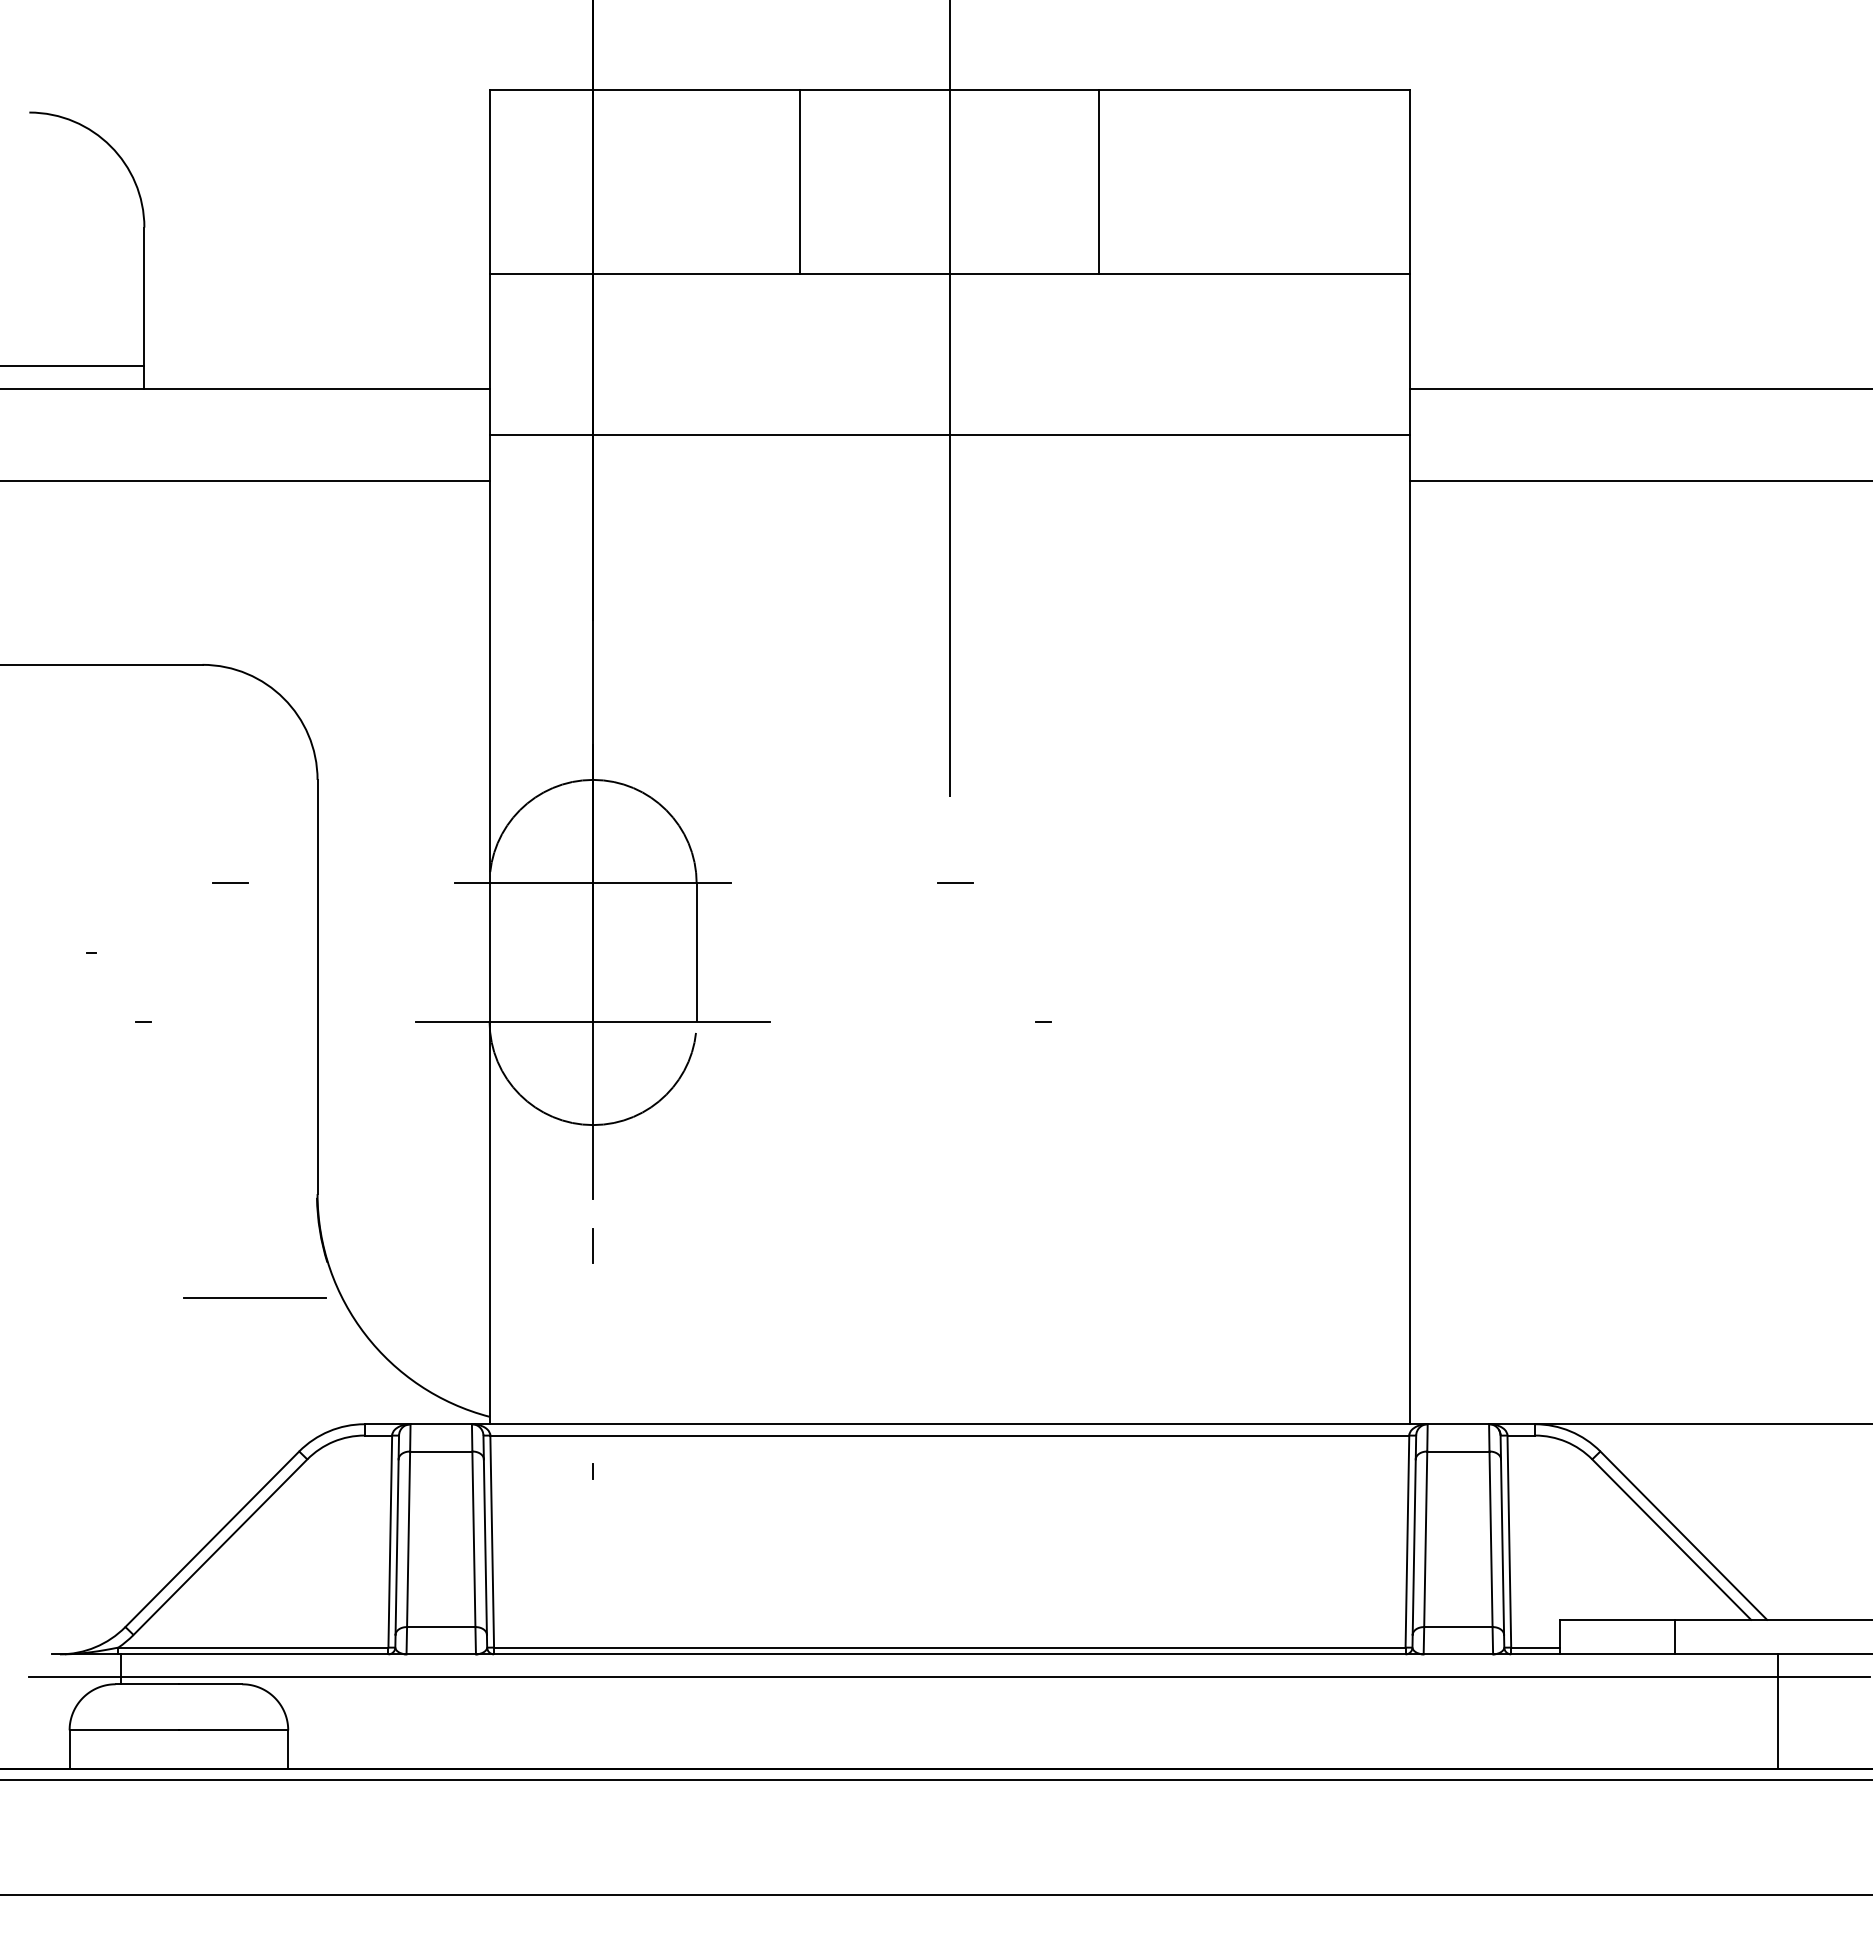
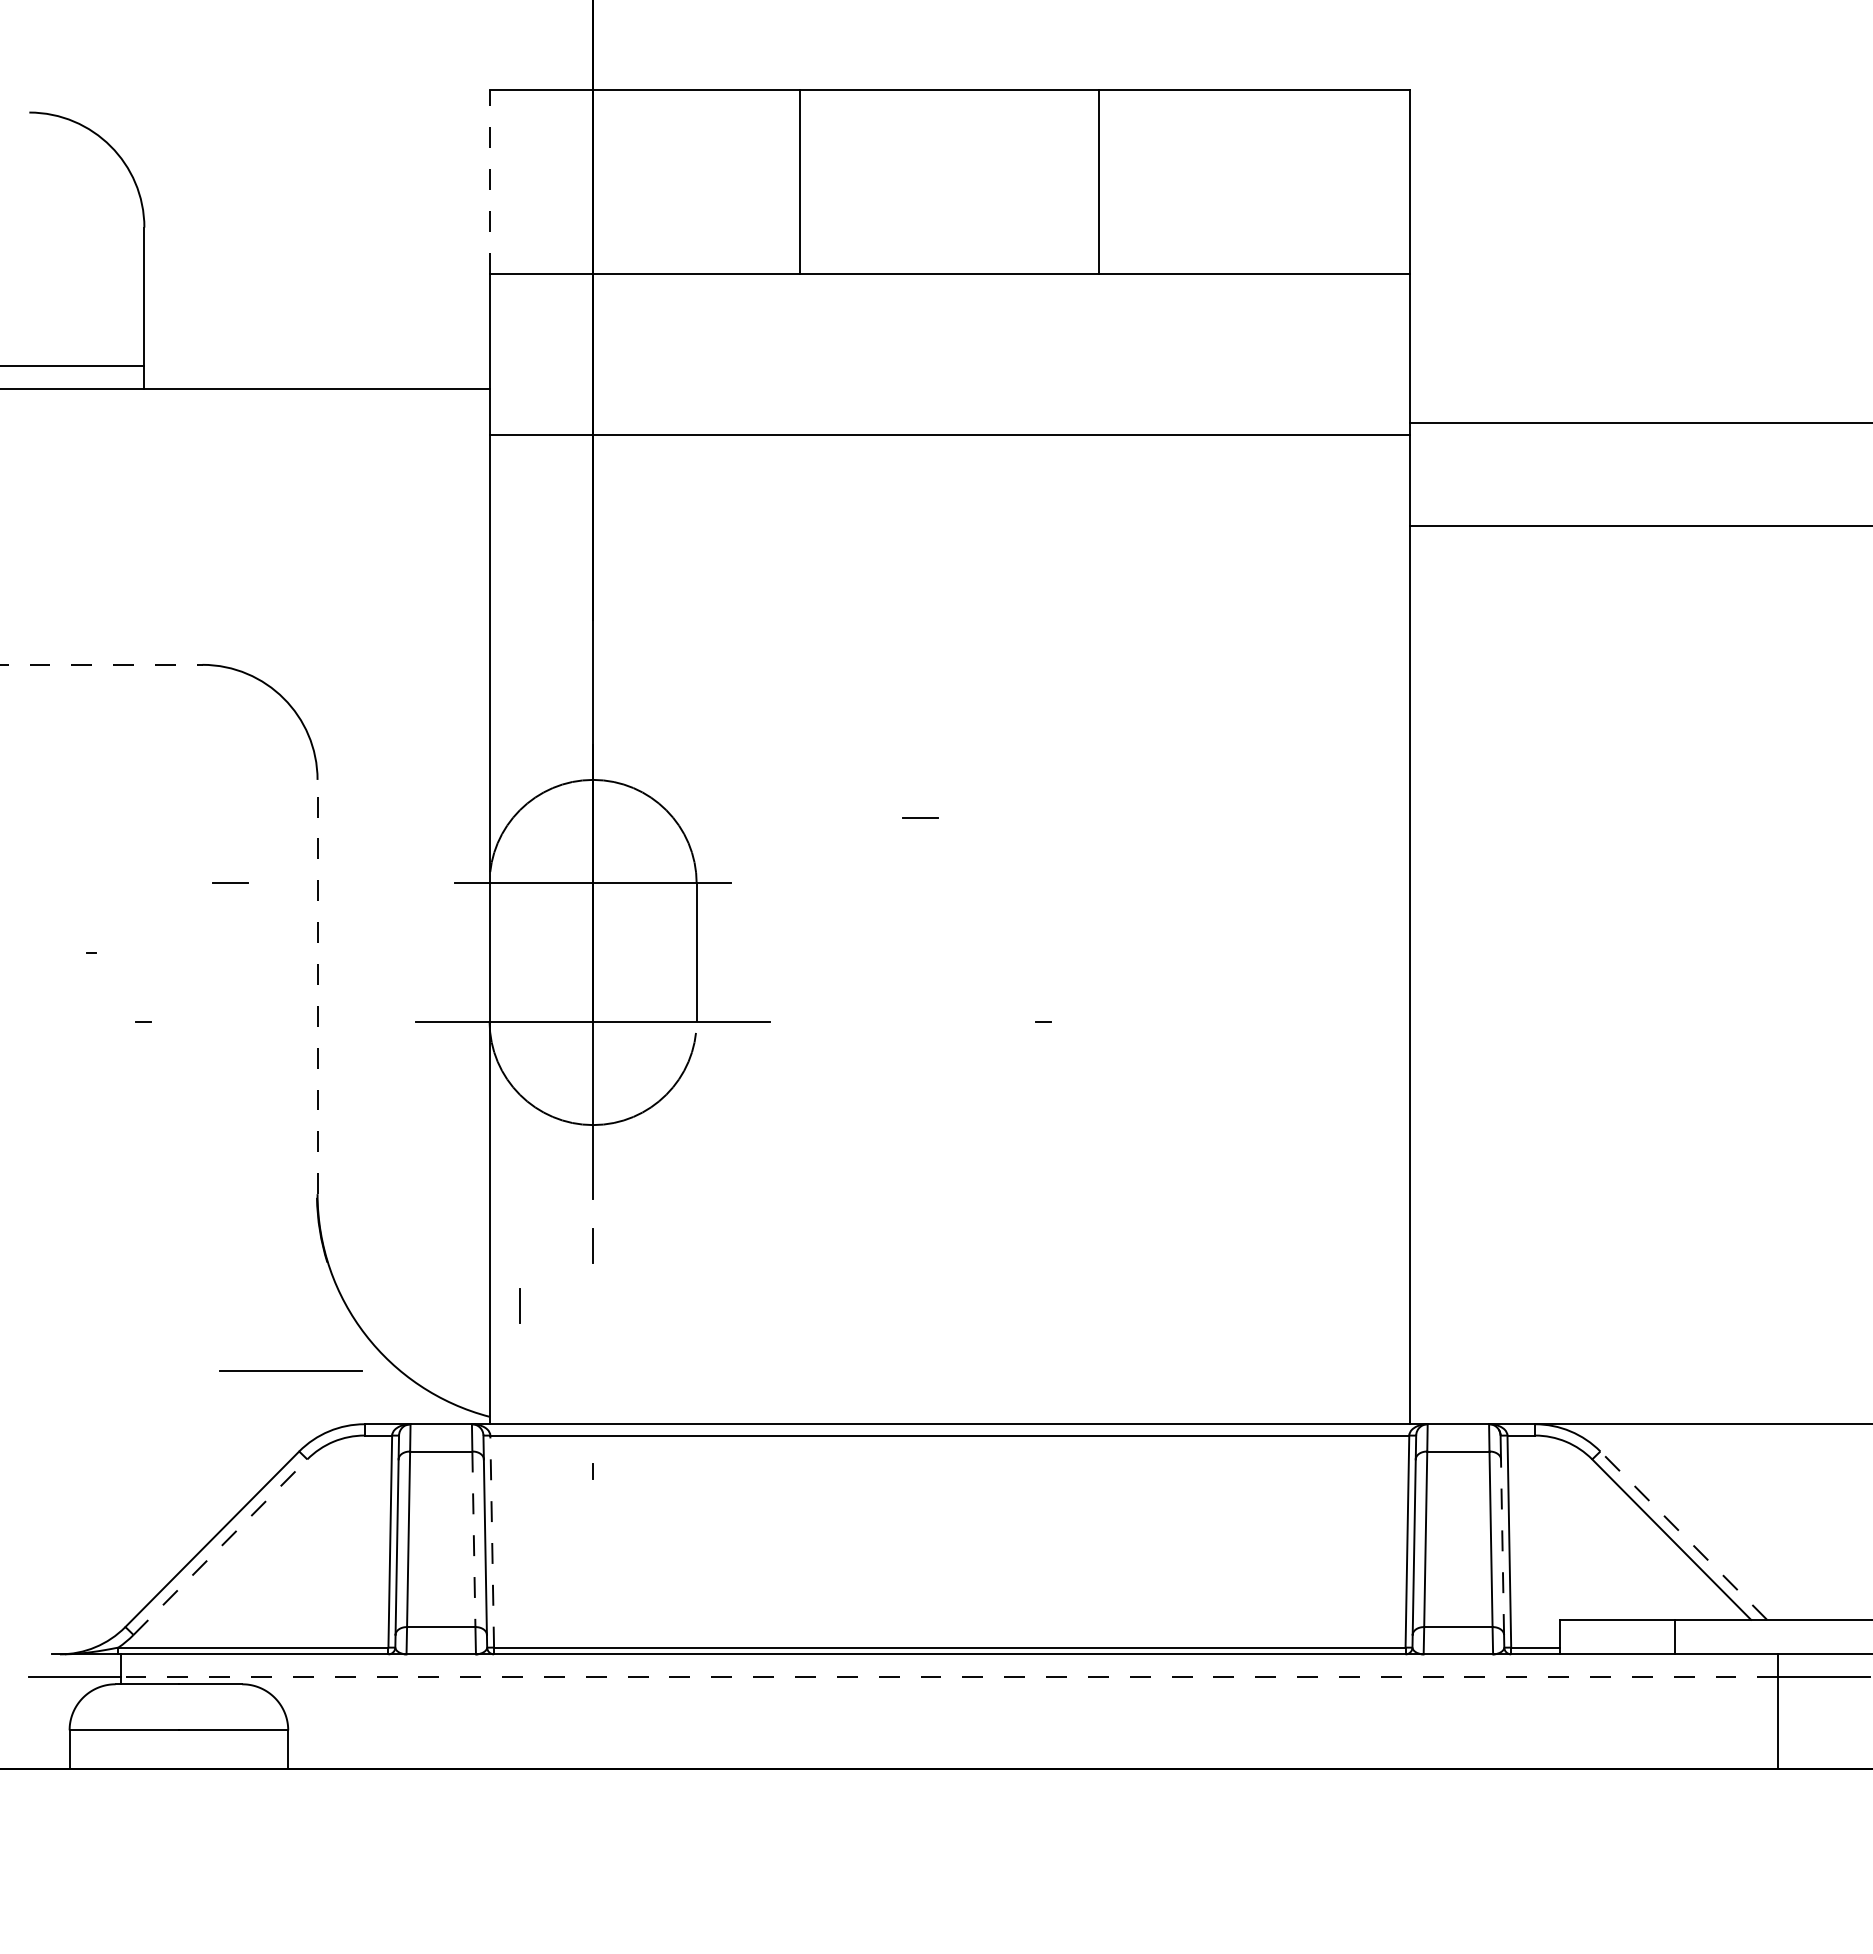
line: solid -> dashed (489, 181)
line position: (1639, 388) -> (1639, 422) (1639, 422)
line: present -> none (949, 399)
line: present -> none (245, 480)
line position: (1639, 480) -> (1639, 525) (1639, 525)
line: solid -> dashed (101, 664)
line position: (955, 882) -> (920, 817) (920, 817)
line: solid -> dashed (317, 986)
line position: (254, 1297) -> (290, 1370) (290, 1370)
line: none -> present (519, 1305)
line: solid -> dashed (1683, 1535)
line: solid -> dashed (473, 1539)
line: solid -> dashed (492, 1541)
line: solid -> dashed (220, 1547)
line: solid -> dashed (1502, 1547)
line: solid -> dashed (949, 1677)
line: present -> none (935, 1780)
line: present -> none (935, 1895)
